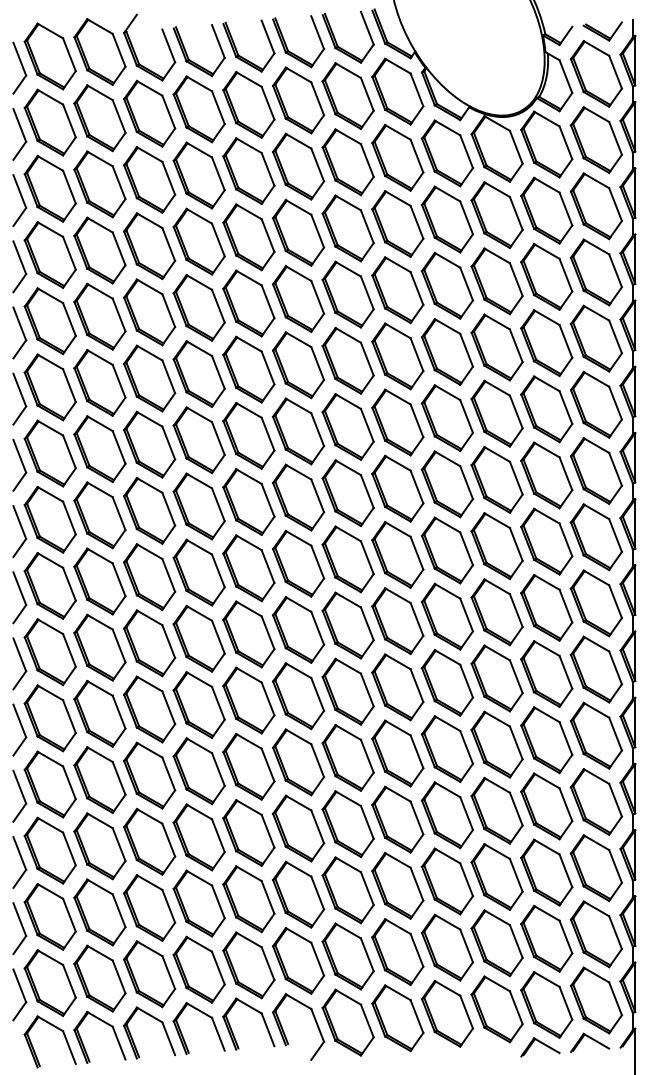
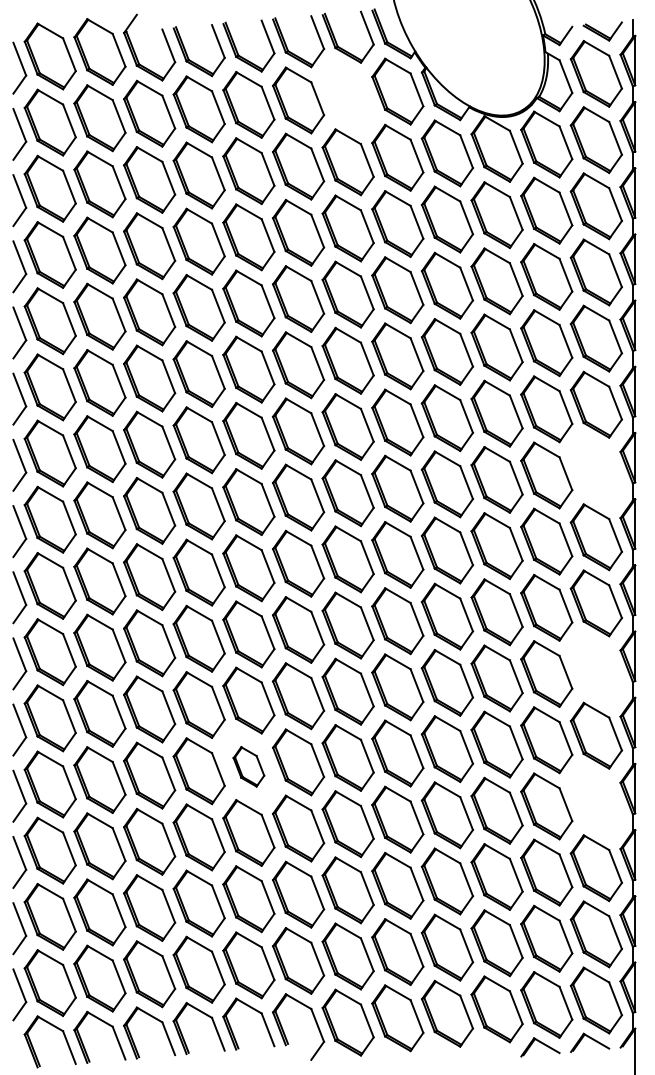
part: present -> none (347, 95)
part: present -> none (595, 470)
part: present -> none (596, 669)
part size: 54x68 px -> 34x42 px (248, 766)
part: present -> none (595, 801)
